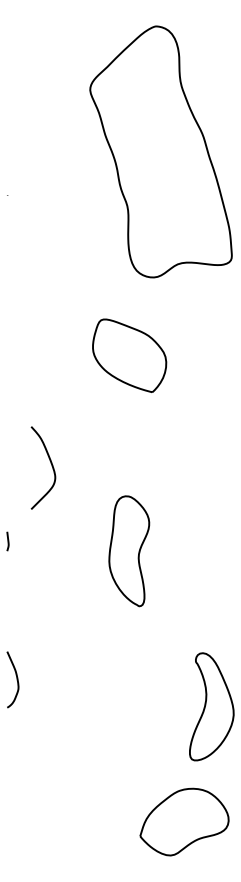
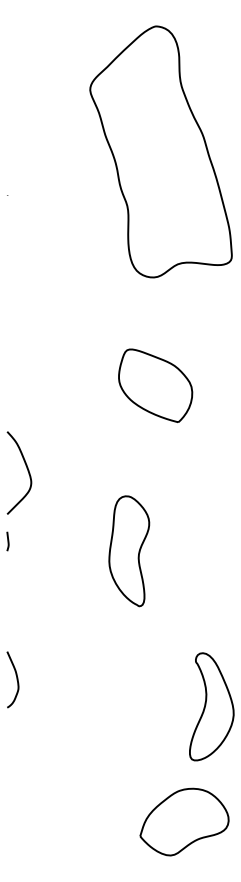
part position: (129, 355) -> (155, 385) (155, 385)
curve position: (50, 463) -> (26, 468) (26, 468)
